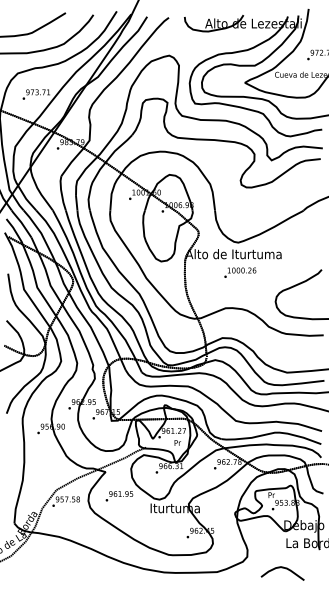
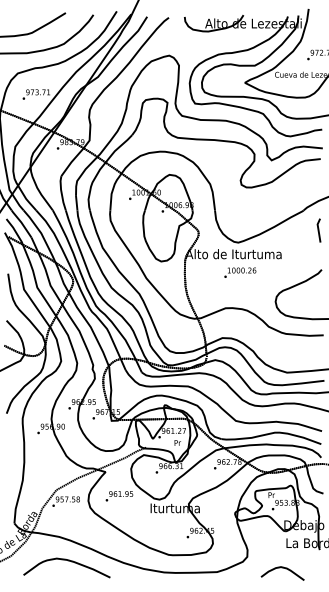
line: none -> present (318, 230)
curve: none -> present (68, 561)
